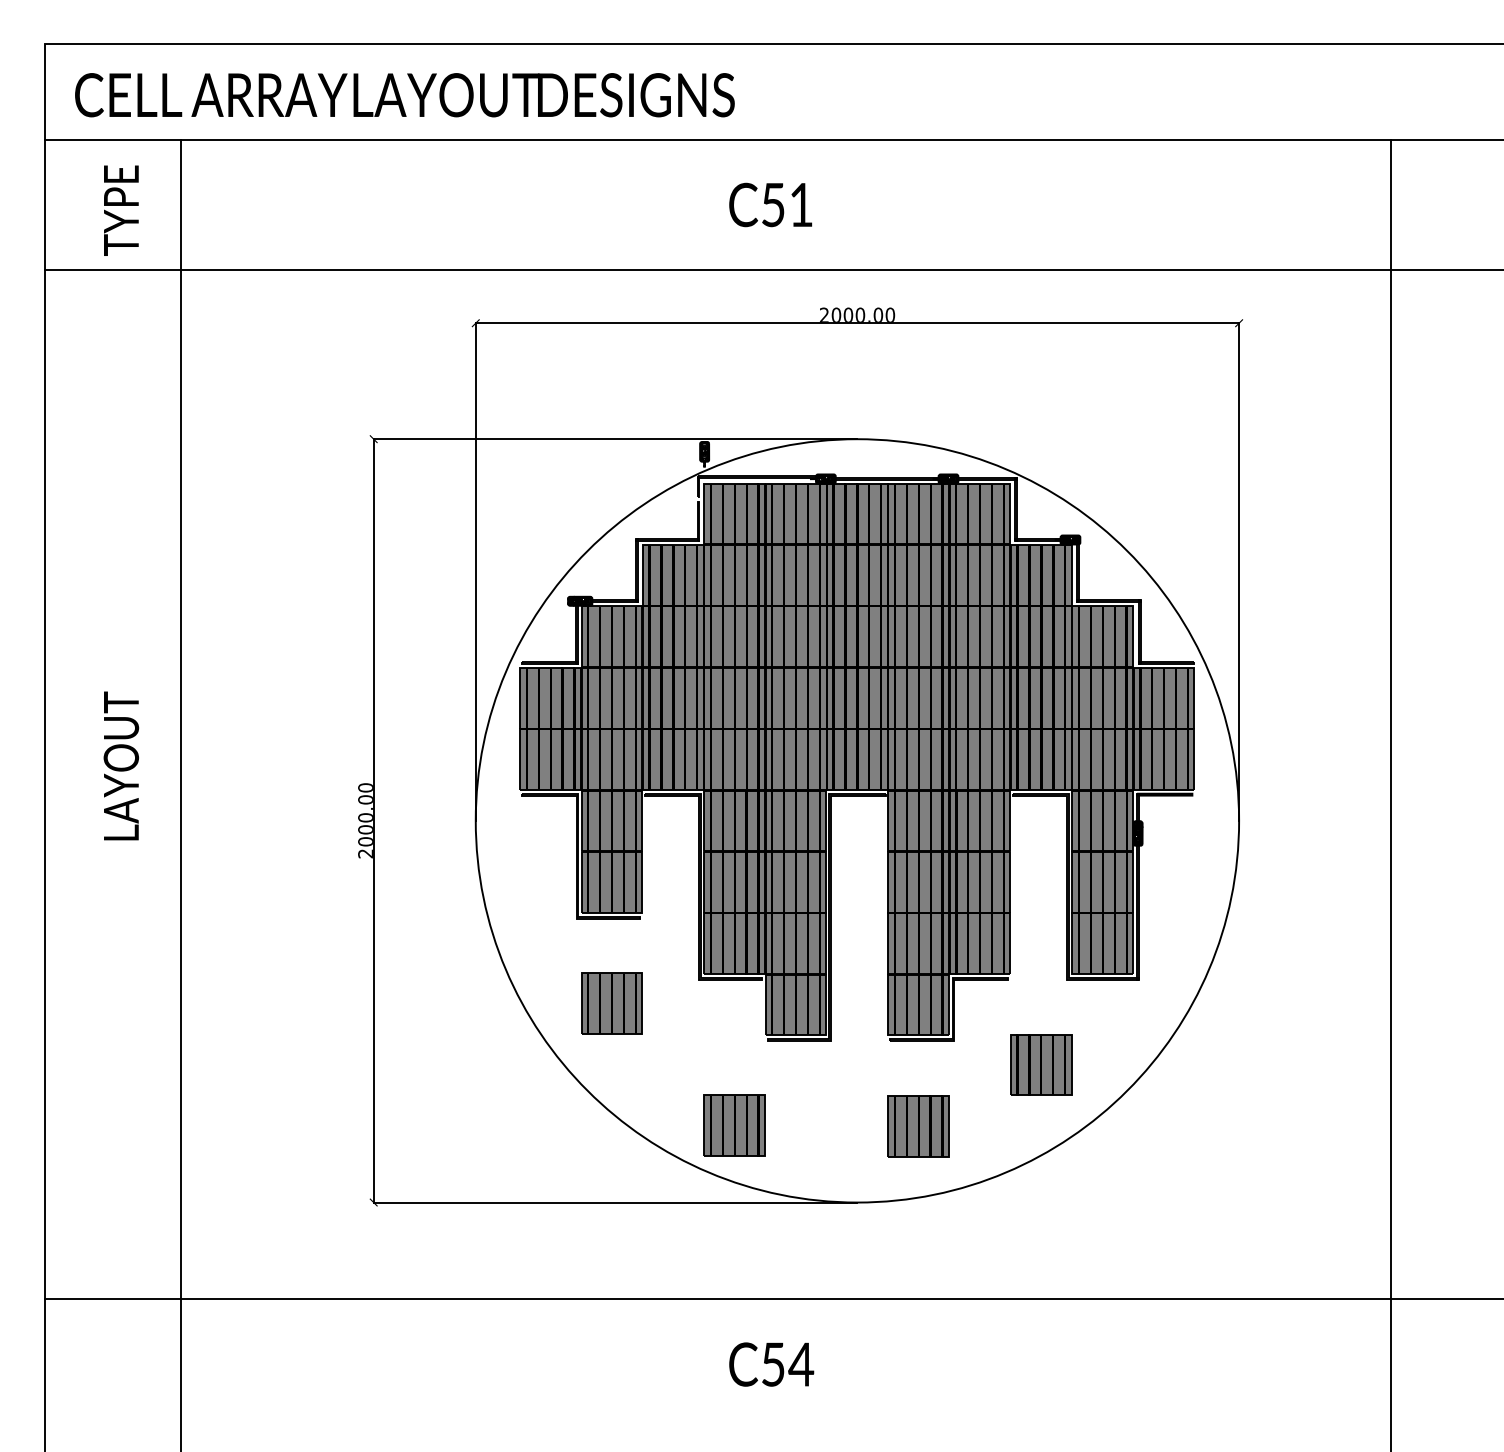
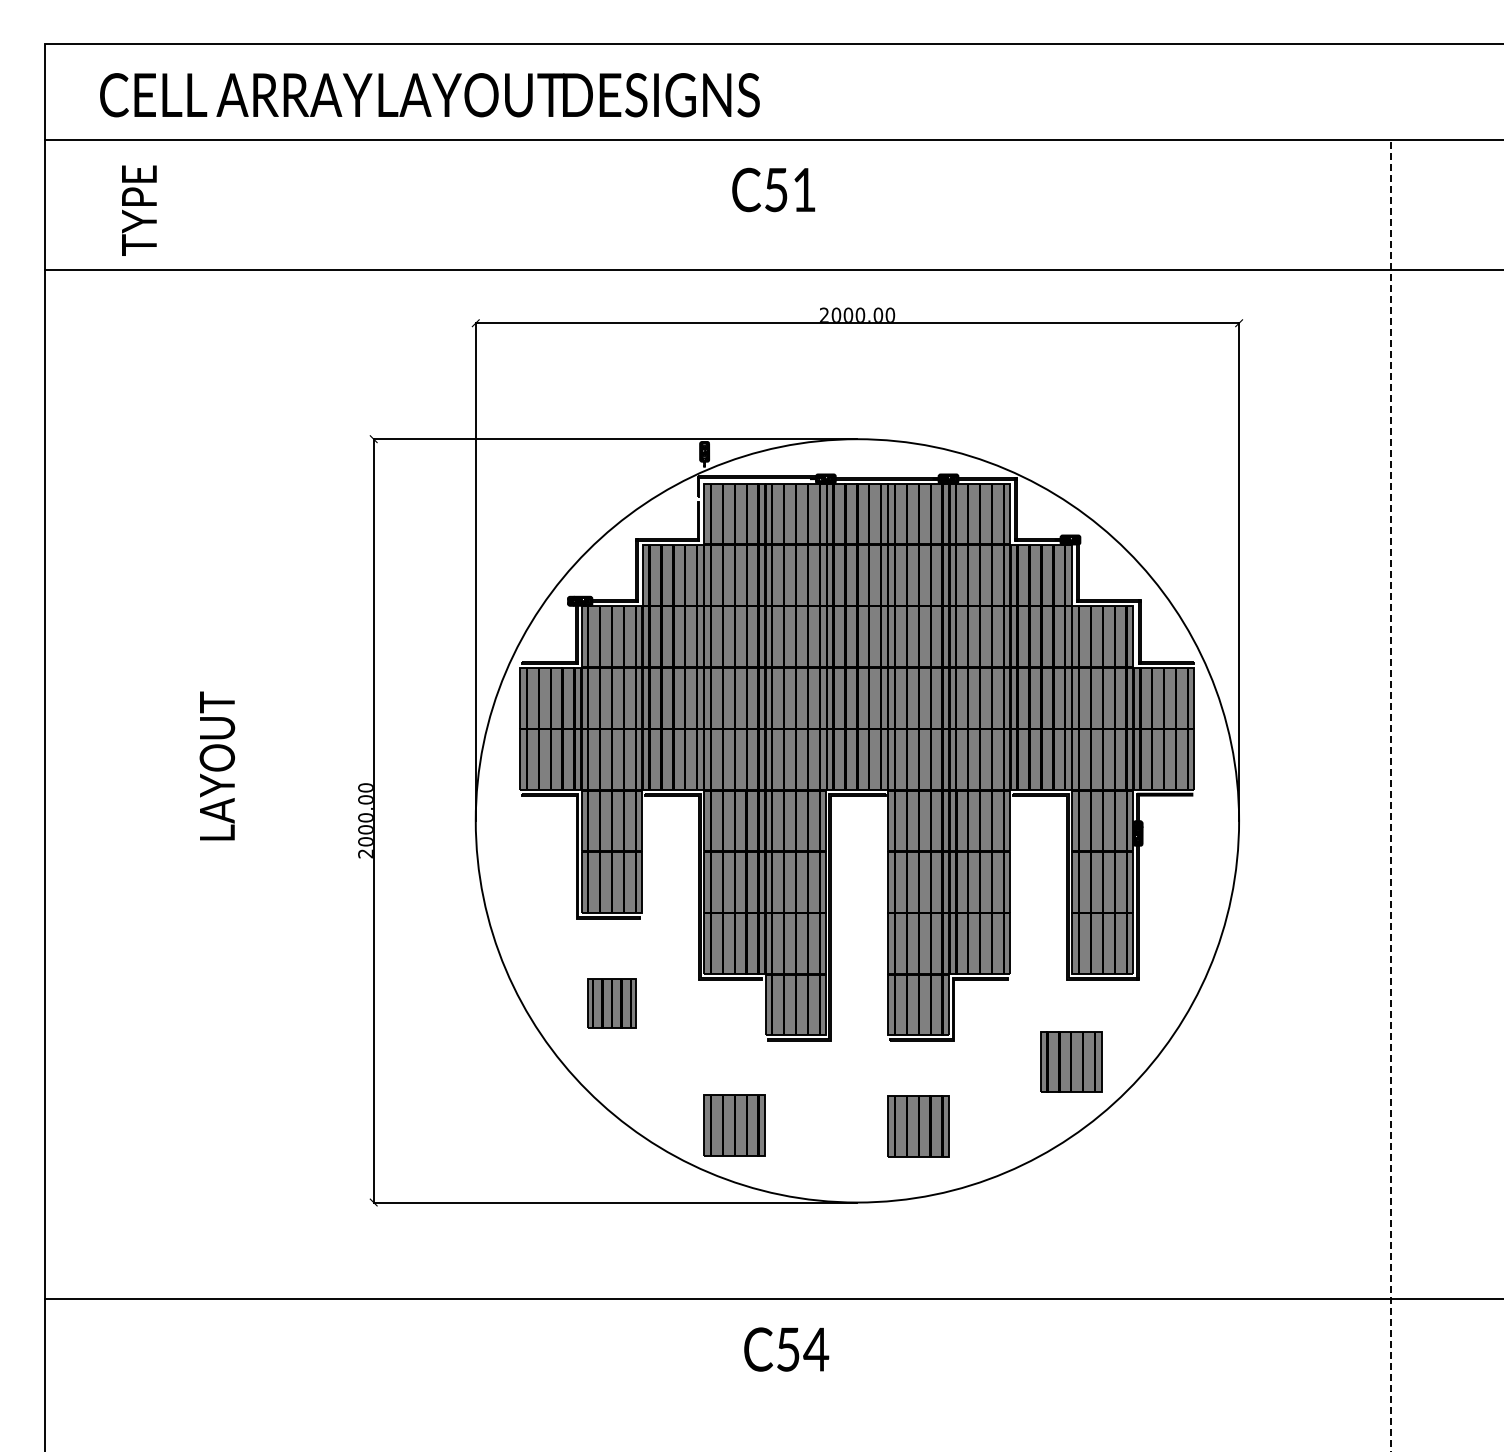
text position: (404, 95) -> (429, 95) (429, 95)
text position: (770, 204) -> (773, 189) (773, 189)
text position: (121, 210) -> (139, 210) (139, 210)
text position: (121, 765) -> (217, 765) (217, 765)
line: present -> none (180, 793)
line: solid -> dashed (1391, 795)
part size: 62x63 px -> 50x51 px (611, 1003)
part position: (1041, 1064) -> (1071, 1061) (1071, 1061)
text position: (771, 1364) -> (786, 1349) (786, 1349)
